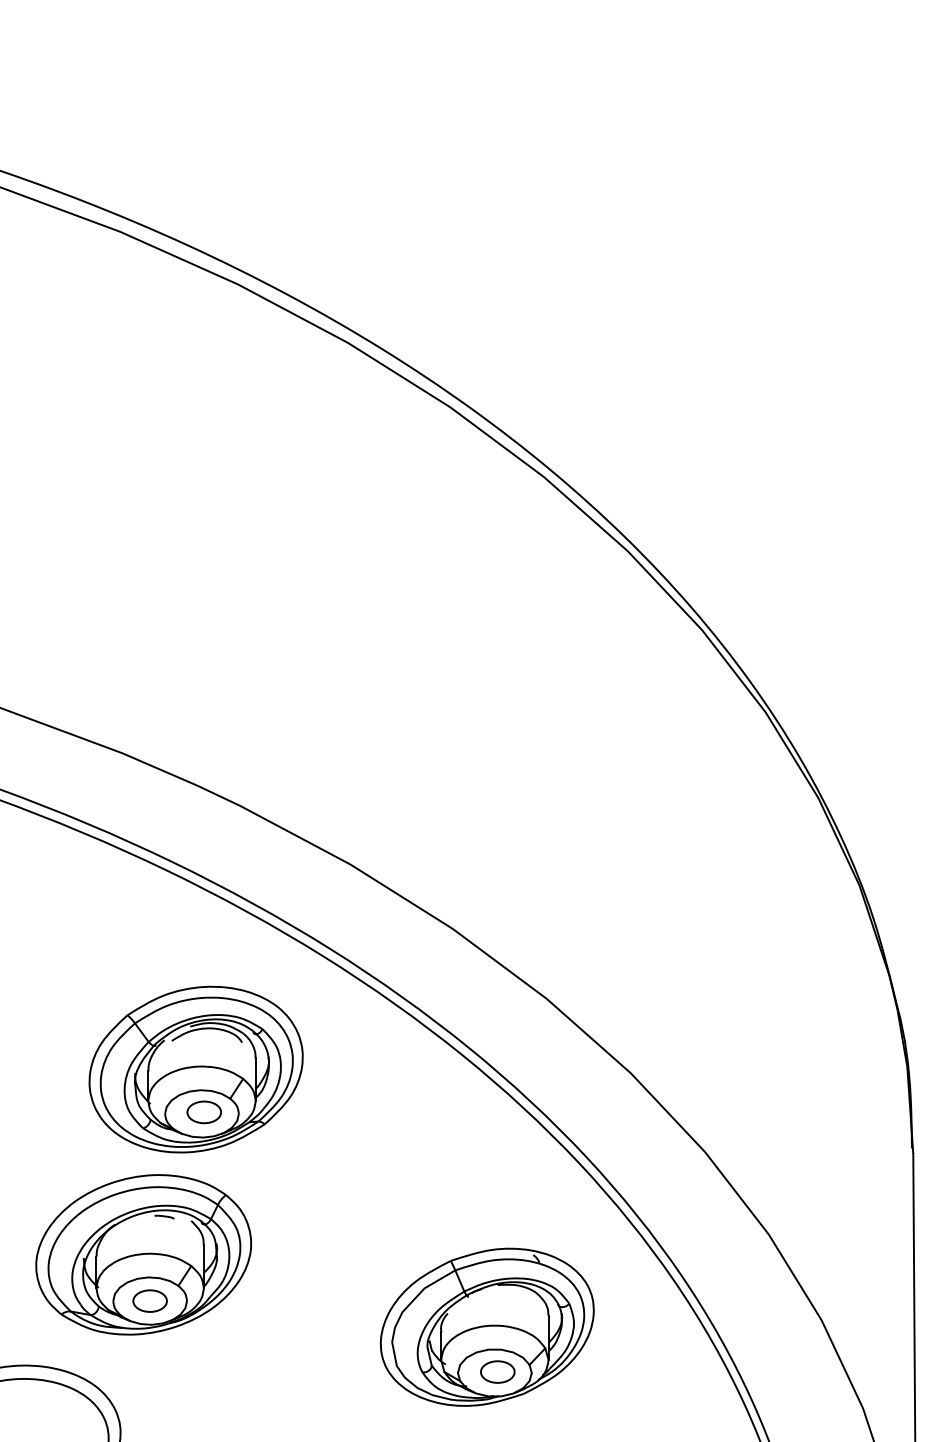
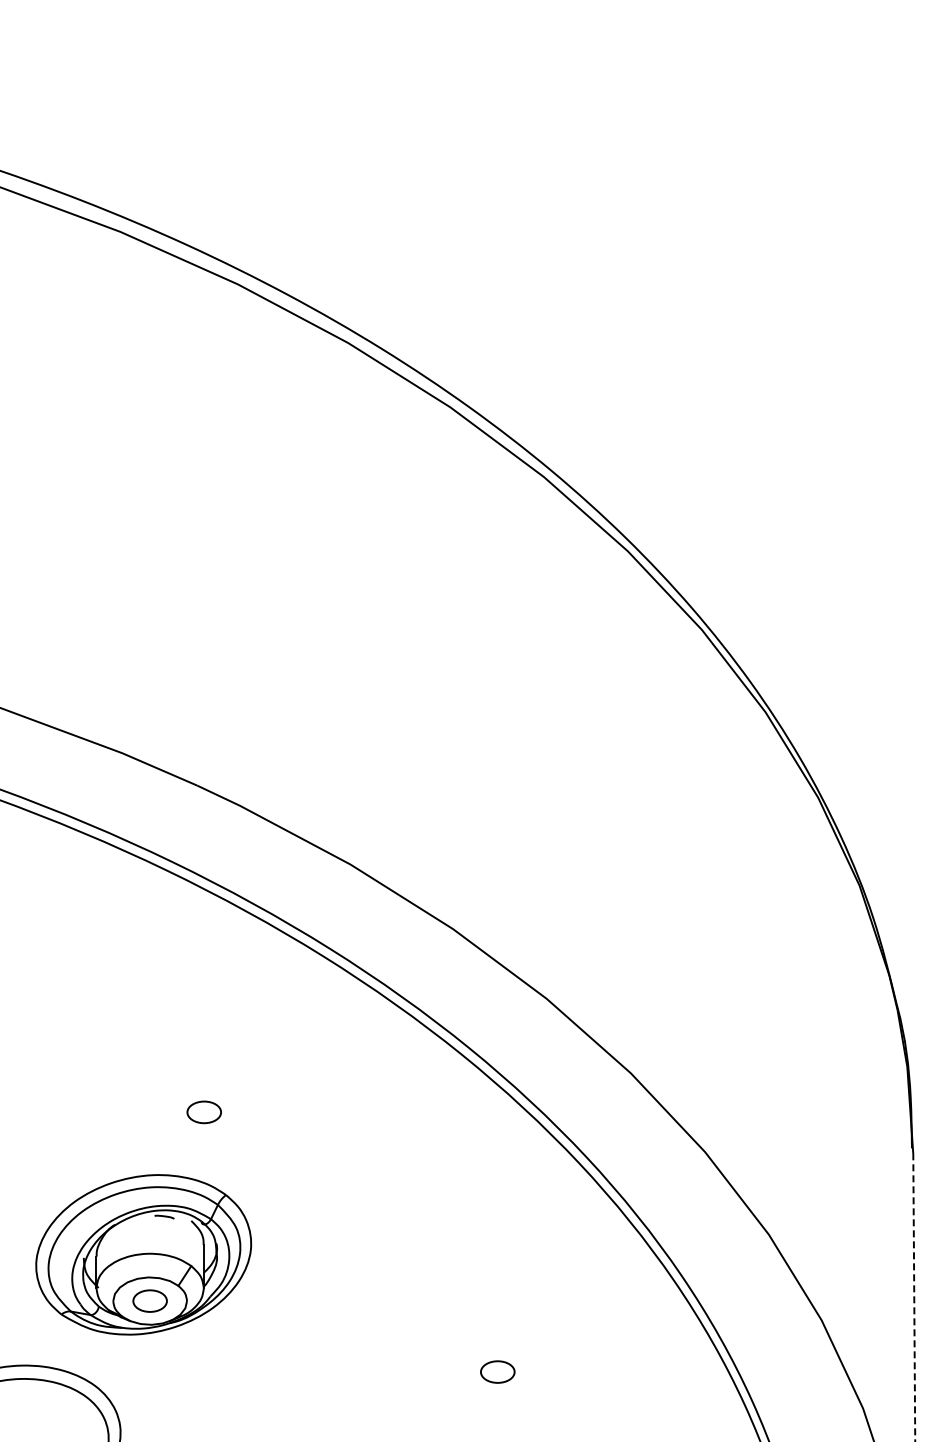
part: present -> none (195, 1069)
line: solid -> dashed (914, 1297)
part: present -> none (486, 1326)
